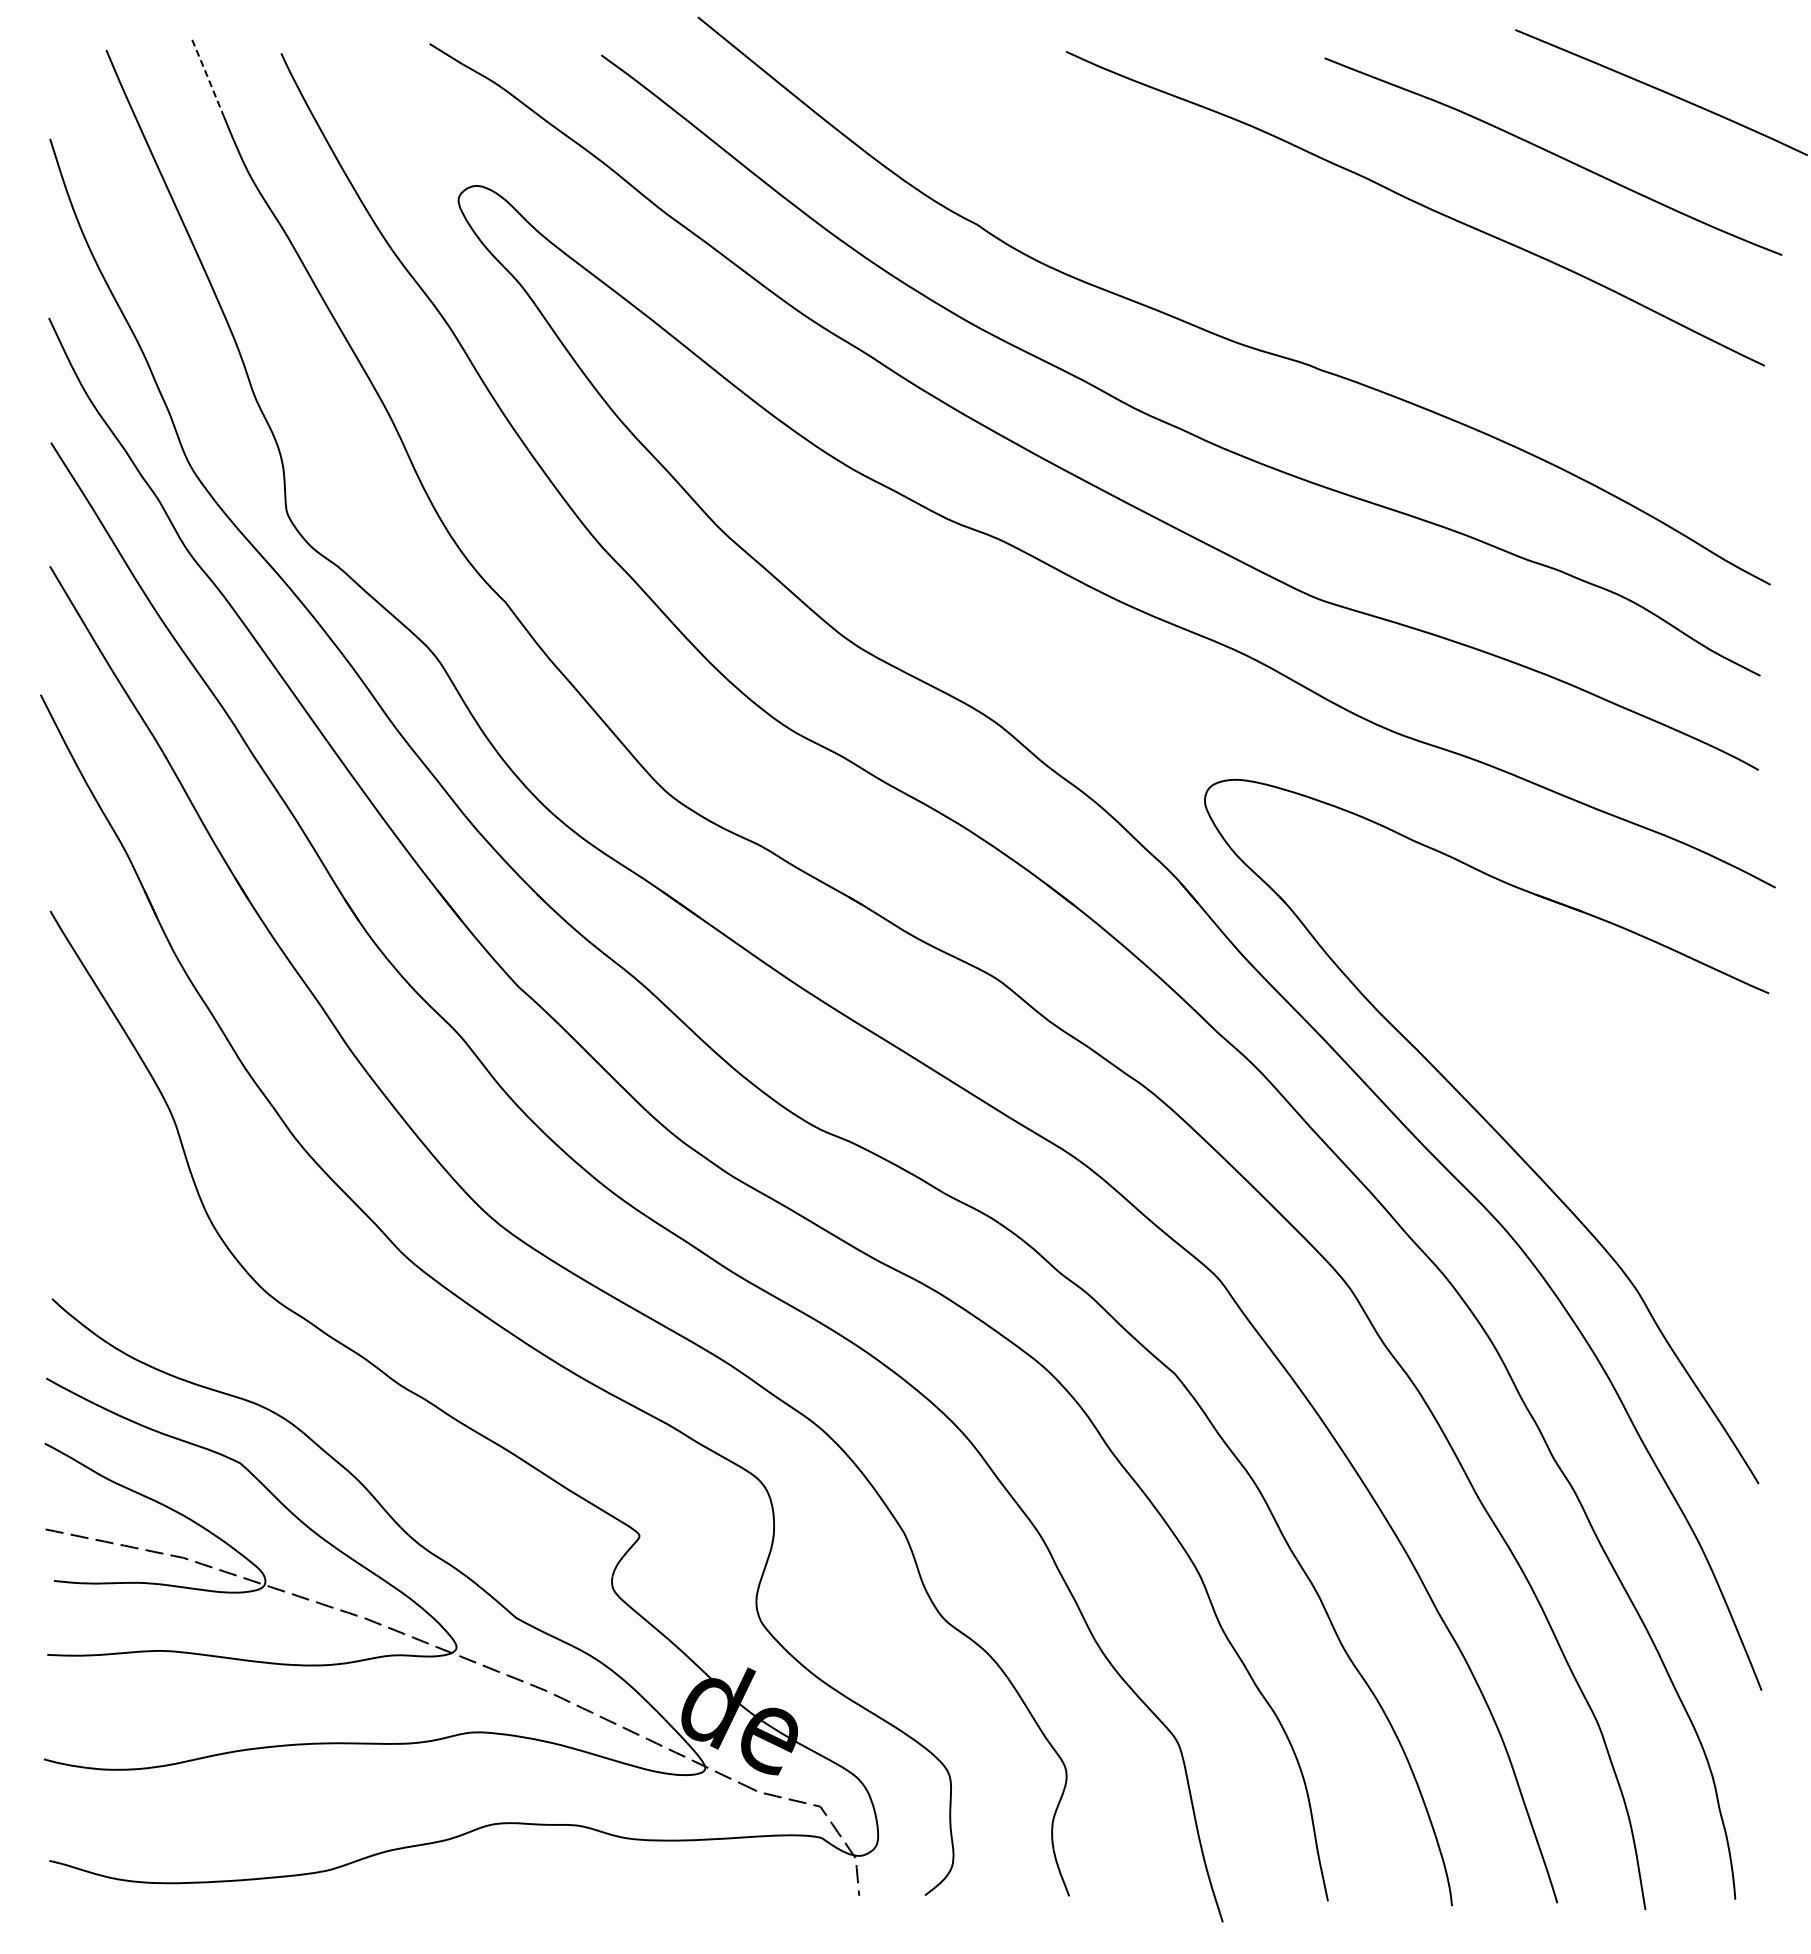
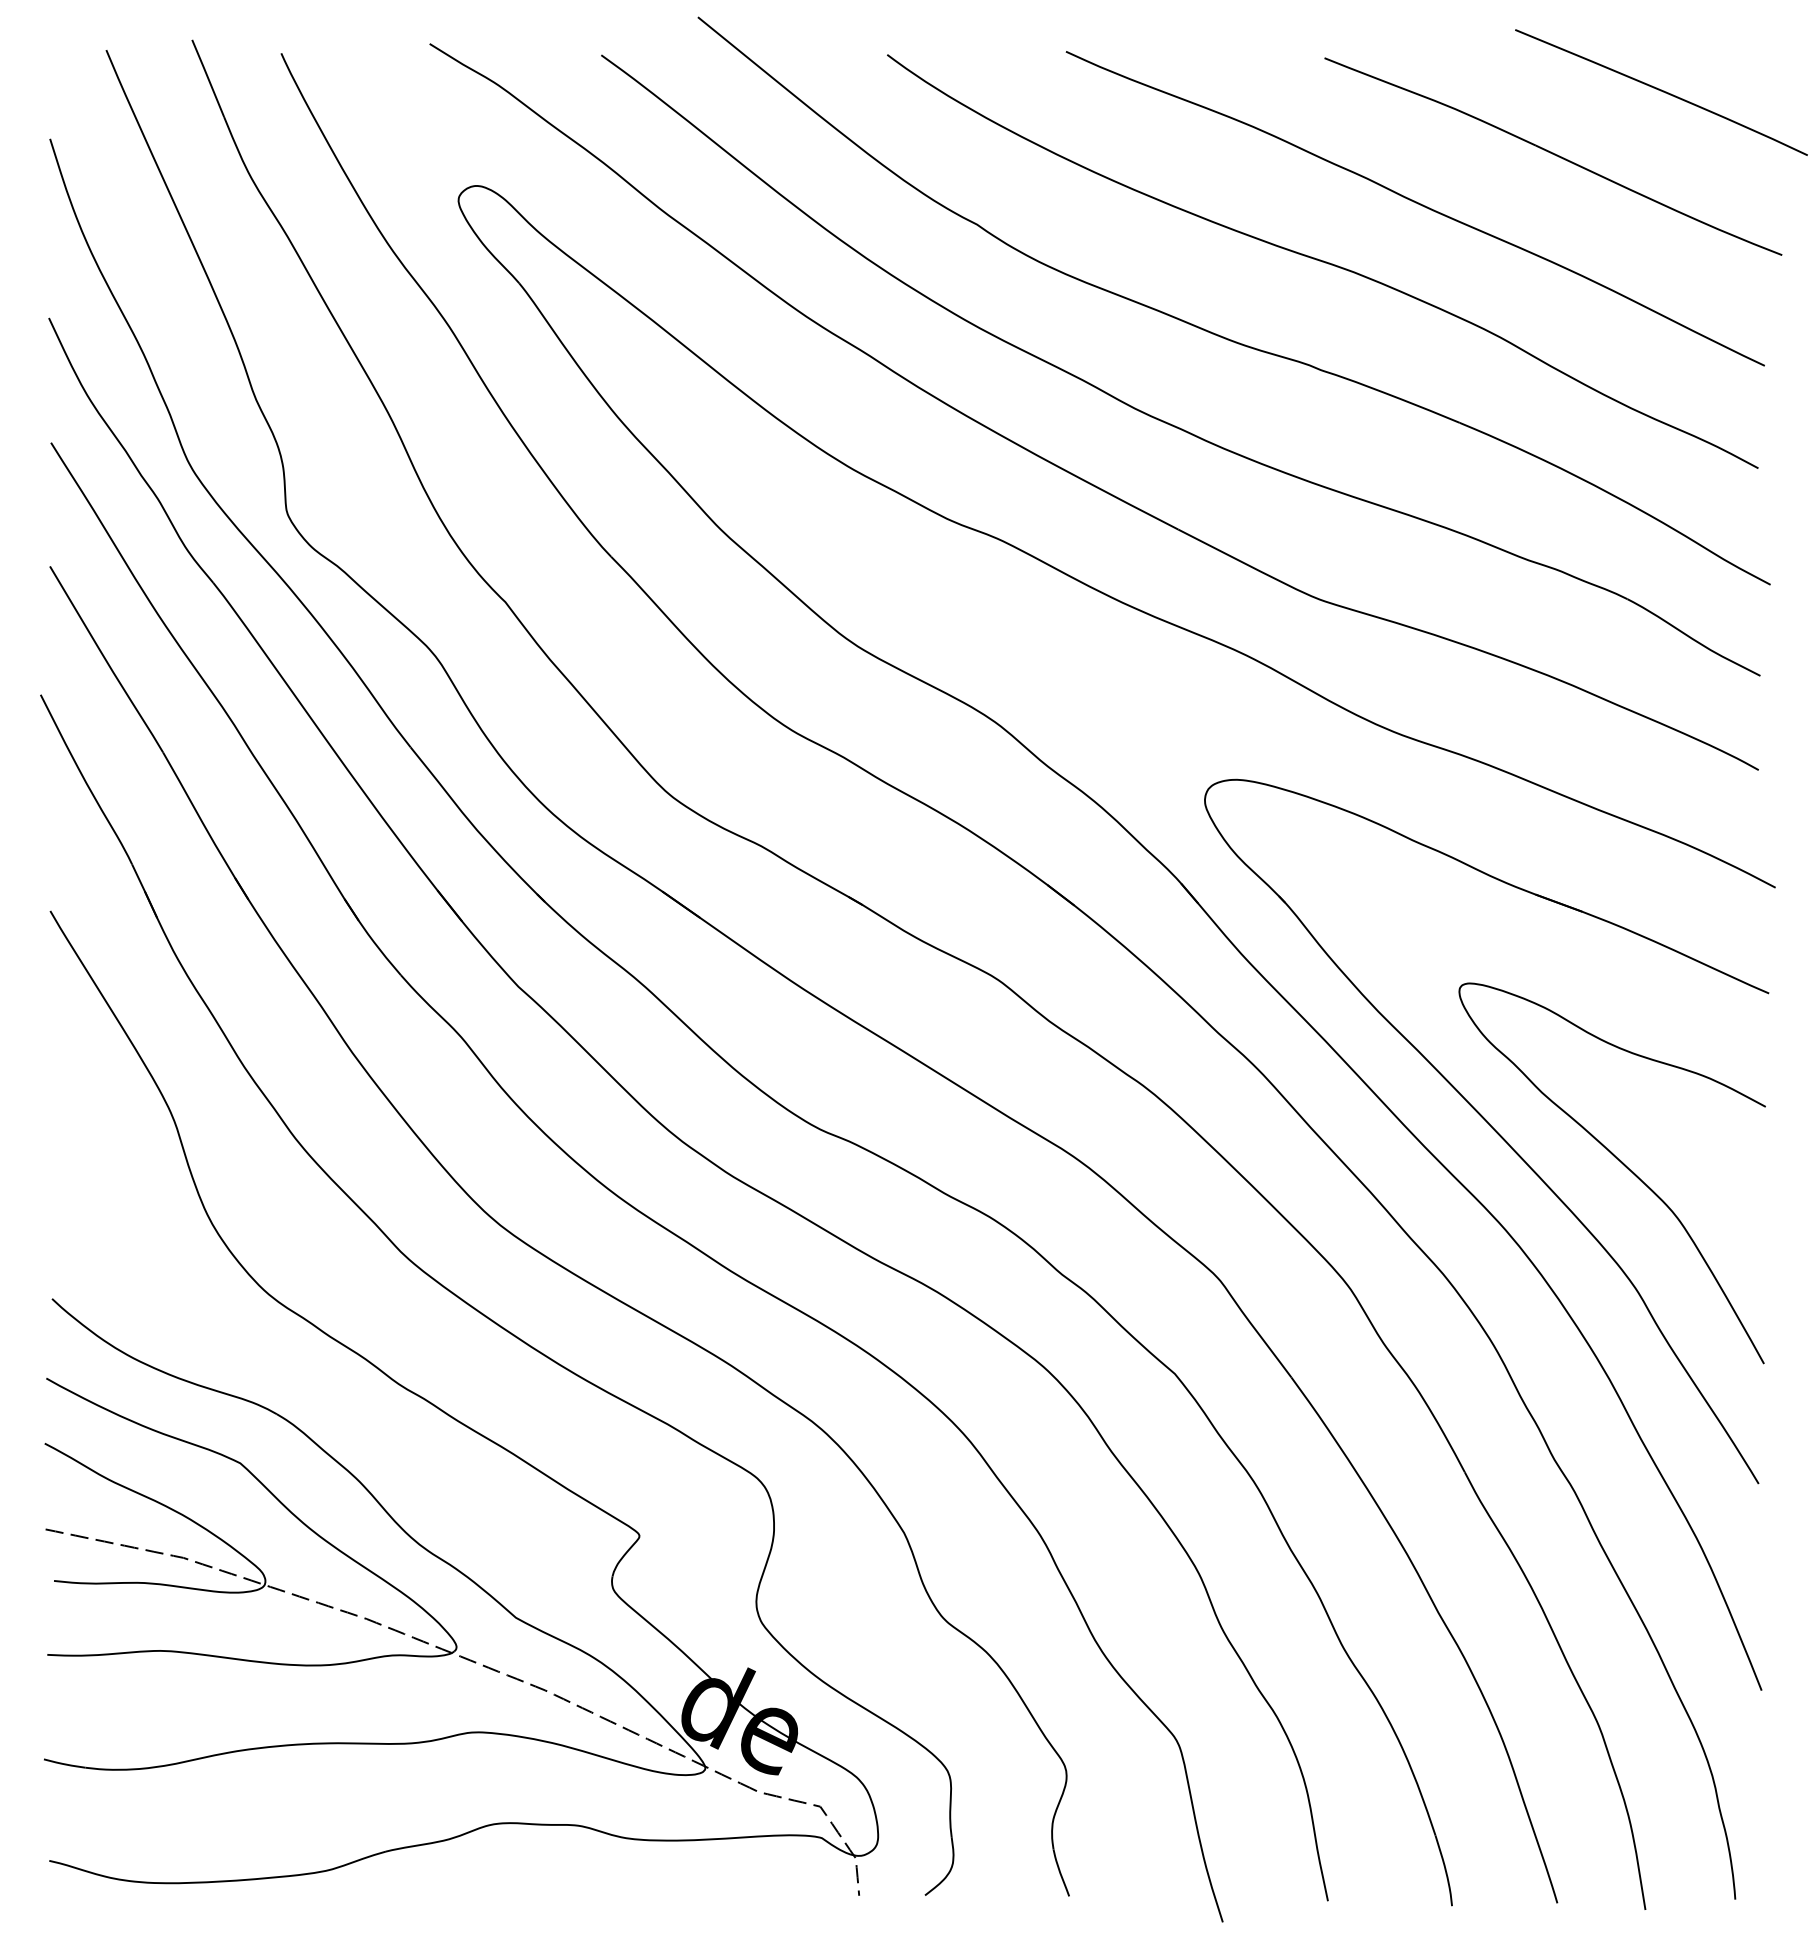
line: dashed -> solid (208, 78)
curve: none -> present (1322, 261)
curve: none -> present (1621, 1163)
